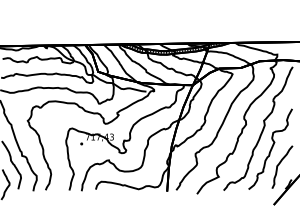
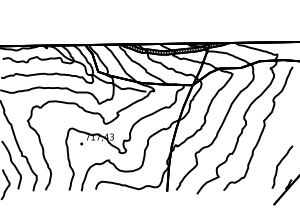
curve: present -> none (270, 148)
